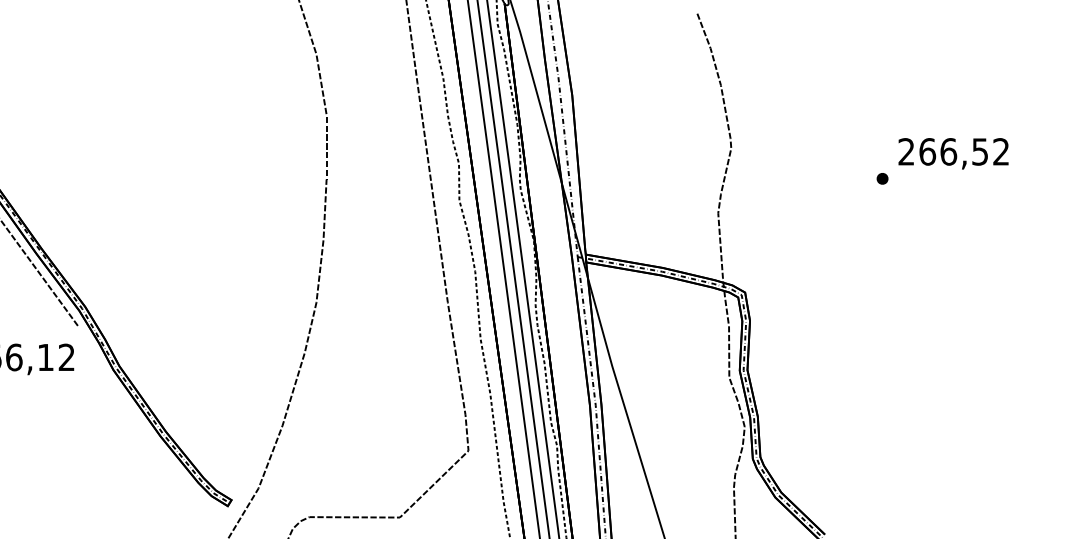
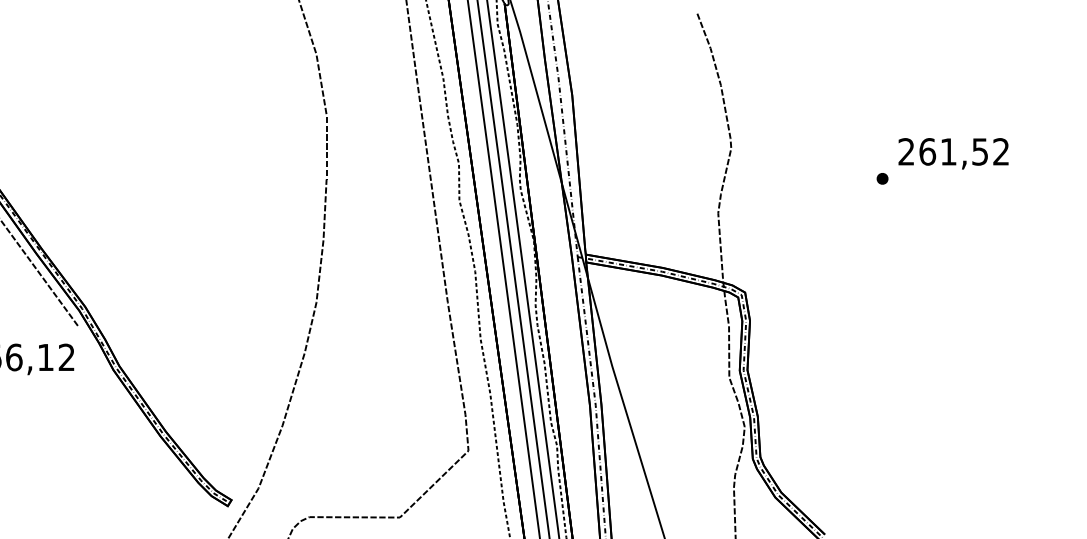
text: 266,52 -> 261,52 (948, 151)
